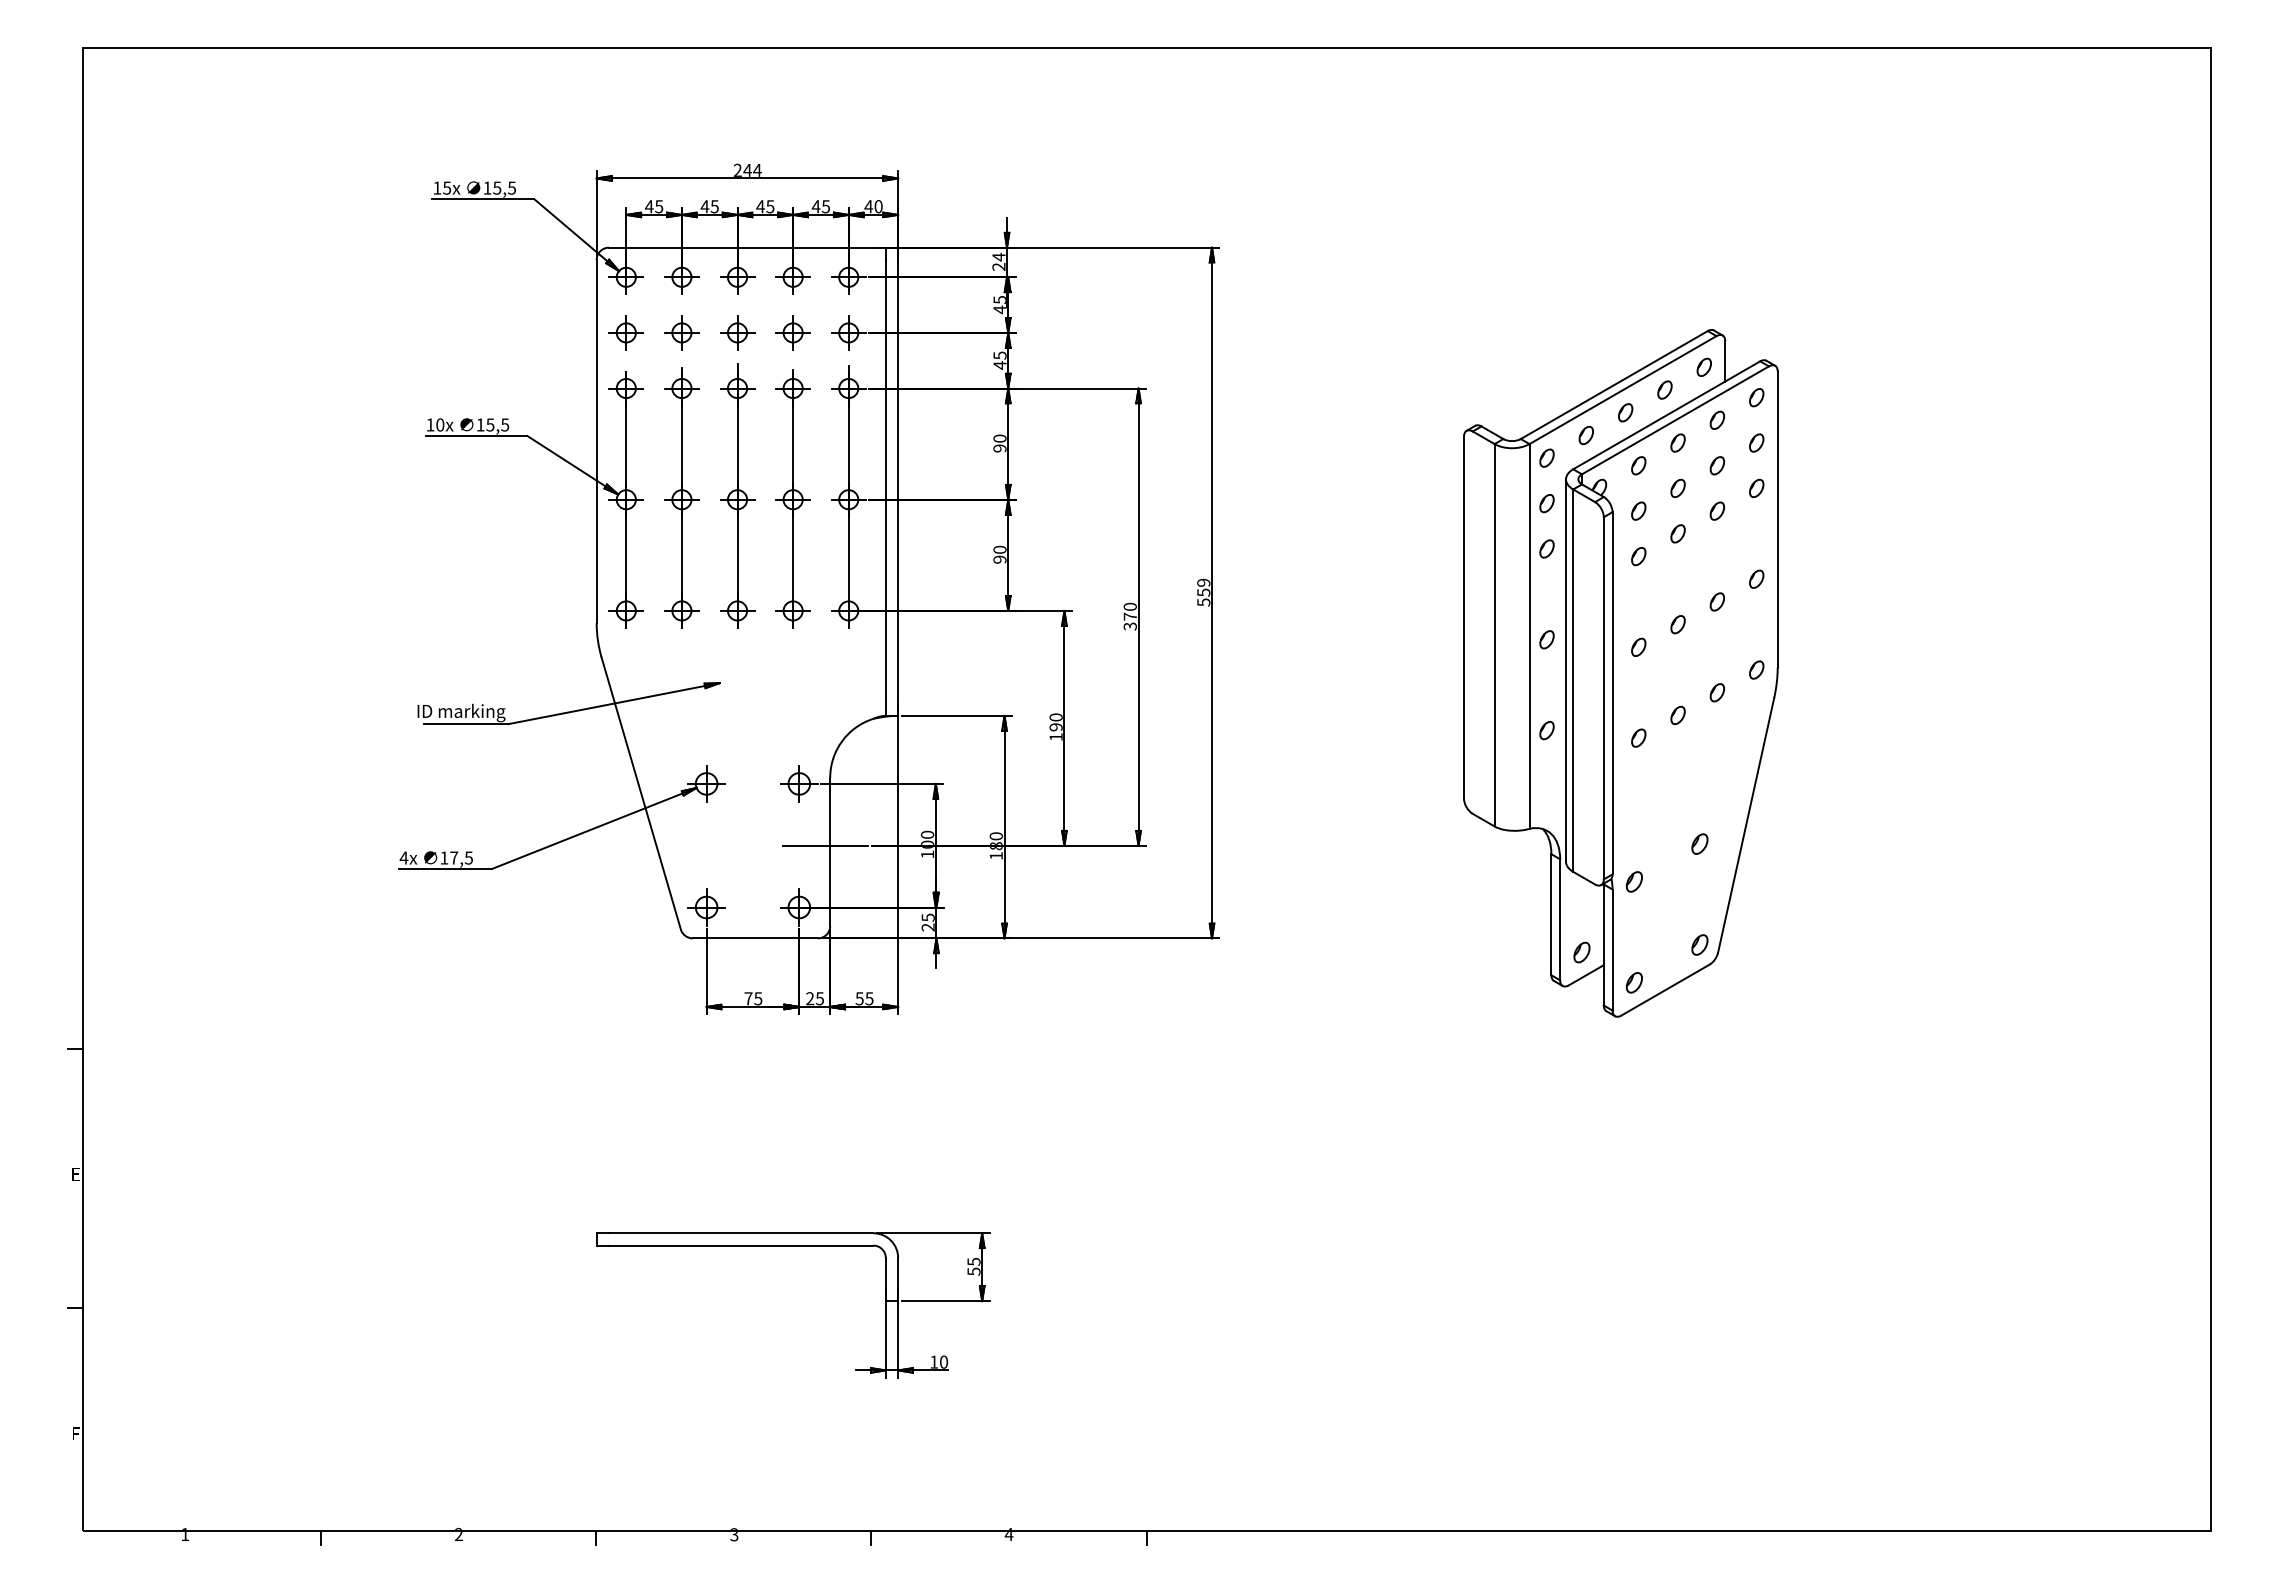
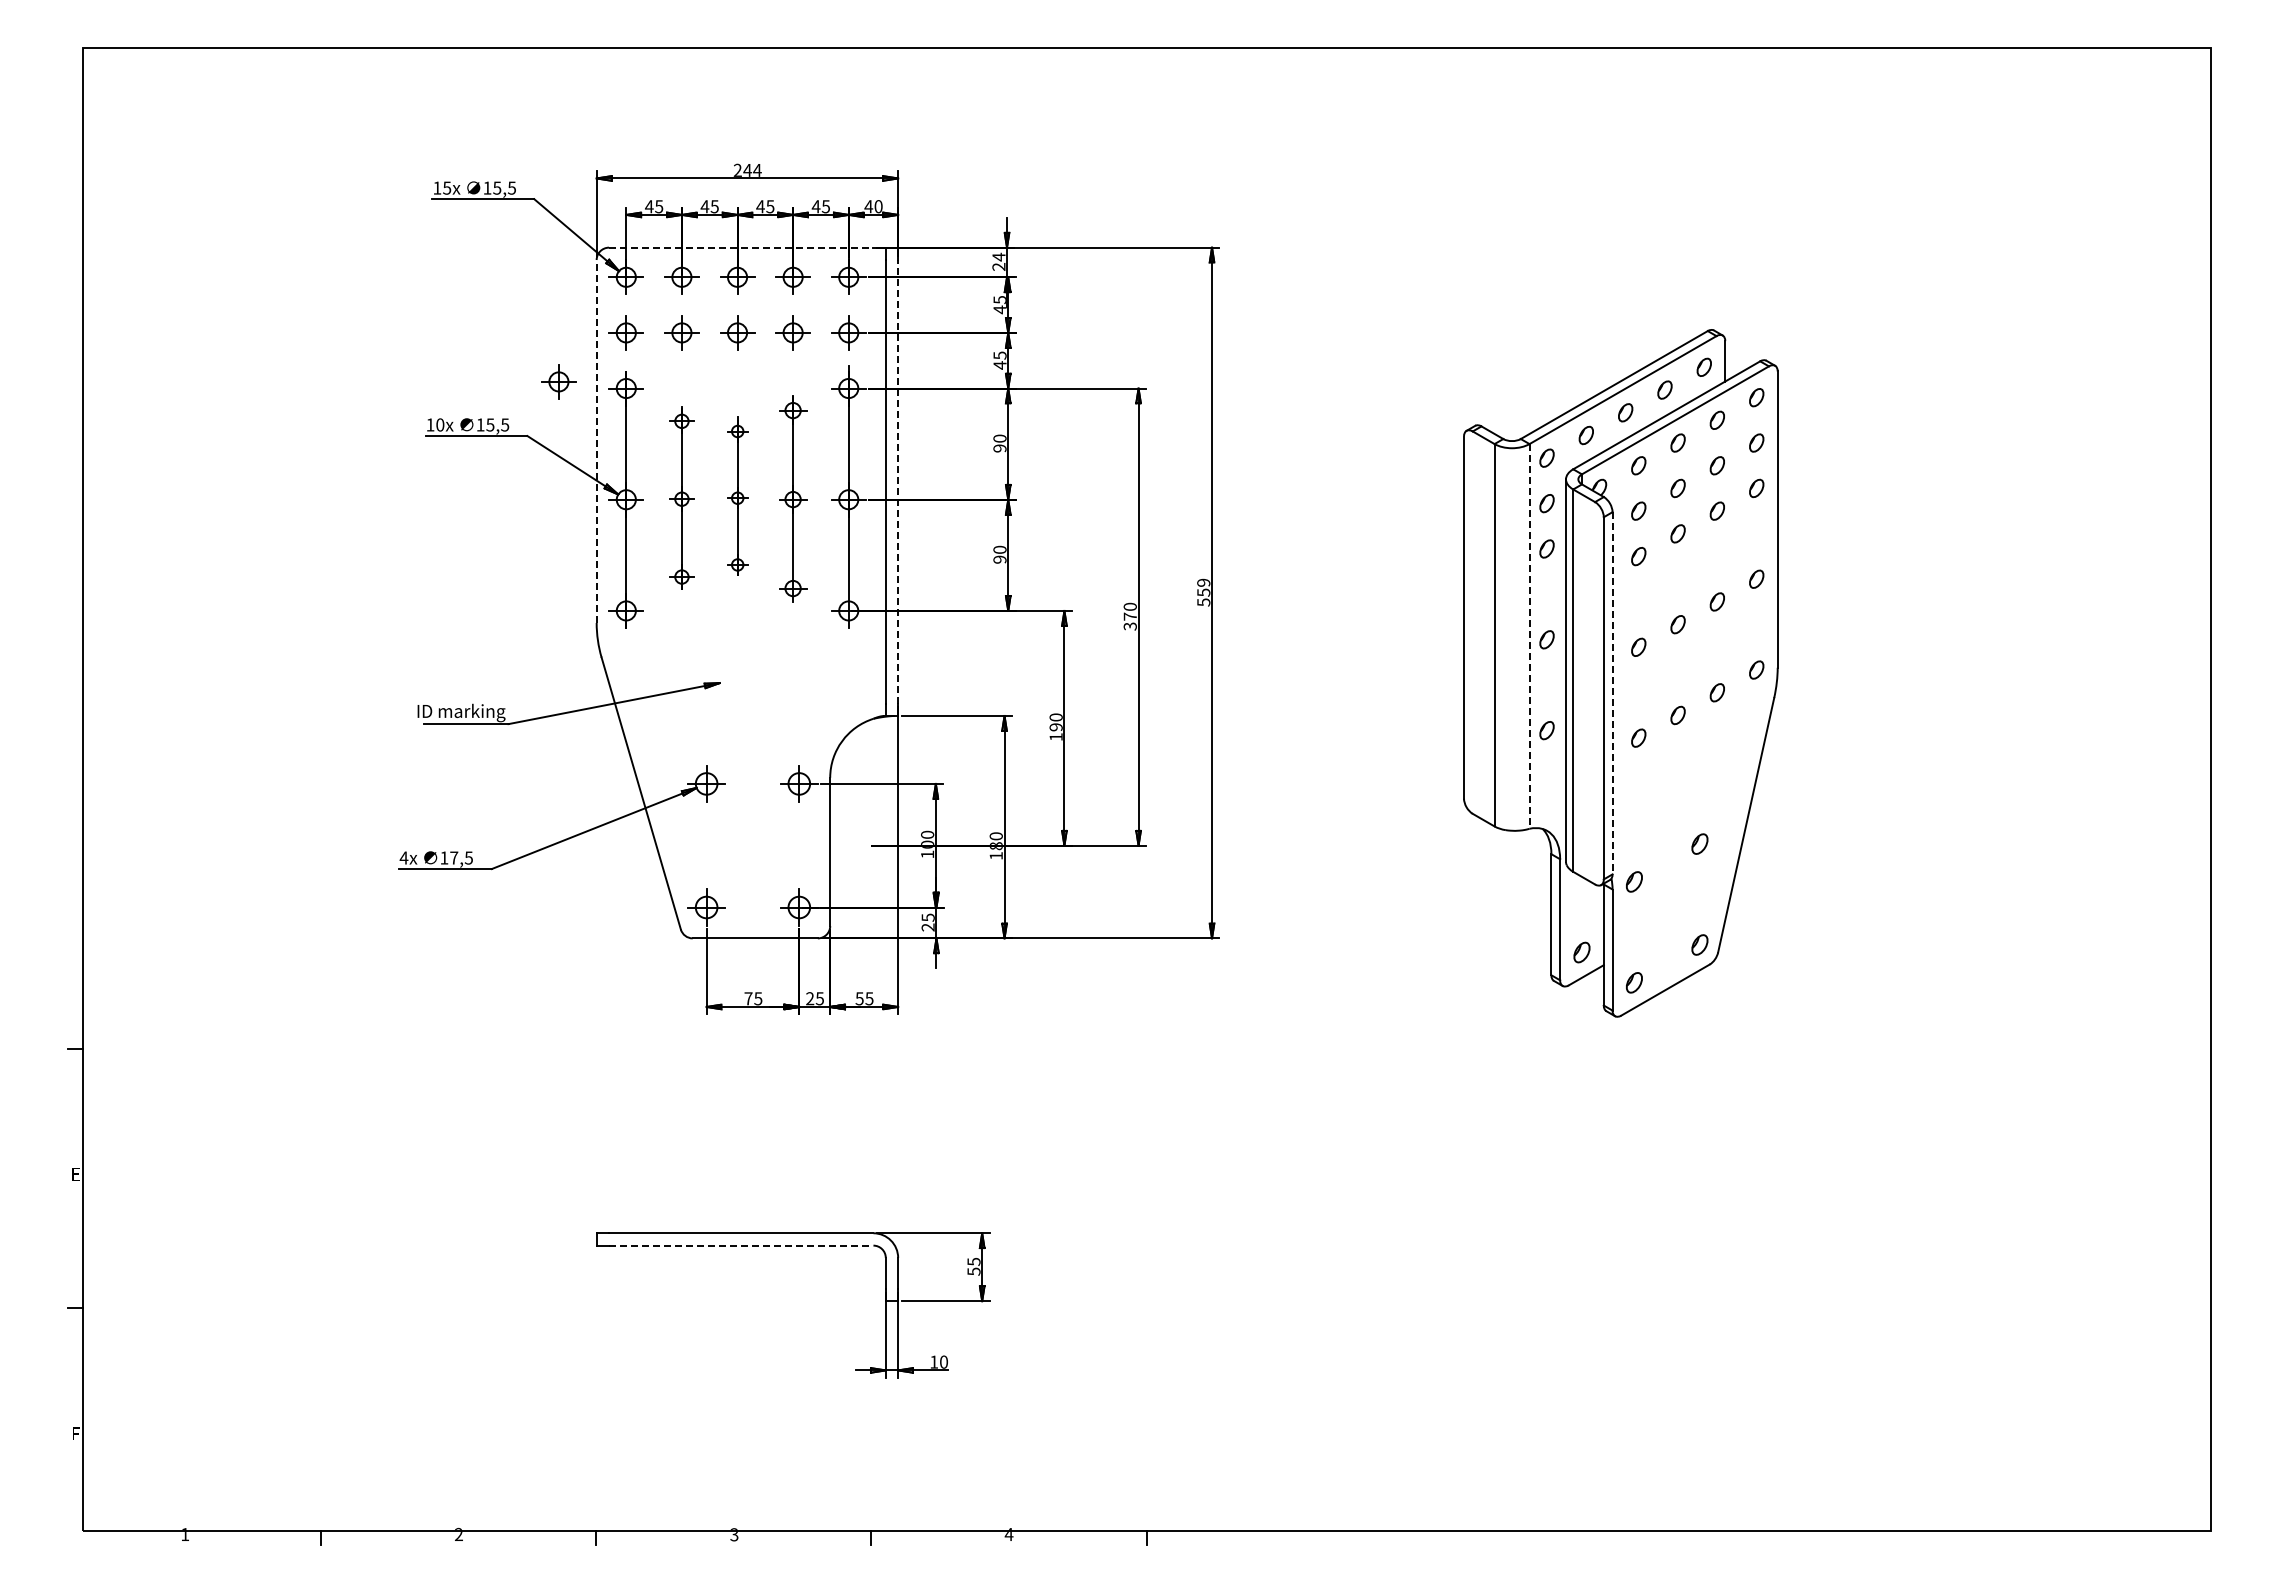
line: solid -> dashed (741, 247)
part: none -> present (558, 381)
line: solid -> dashed (596, 440)
line: solid -> dashed (898, 481)
part size: 36x266 px -> 22x160 px (737, 495)
part size: 36x262 px -> 26x184 px (681, 497)
part size: 36x260 px -> 29x208 px (793, 498)
line: solid -> dashed (1529, 636)
line: solid -> dashed (1612, 693)
line: present -> none (825, 845)
line: solid -> dashed (741, 1245)
